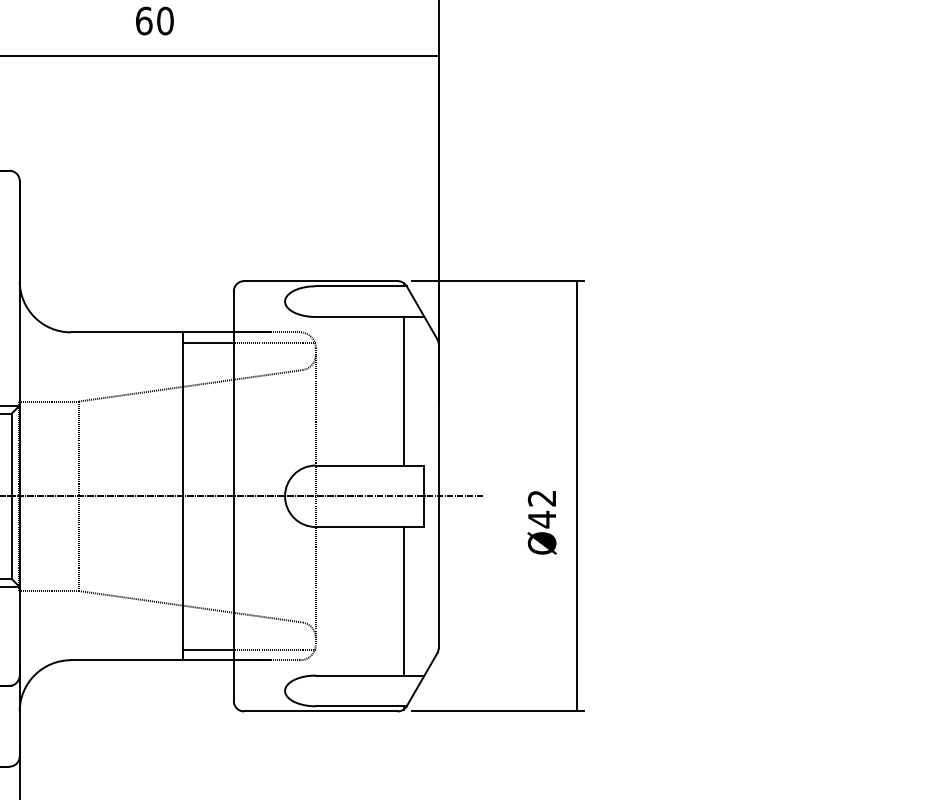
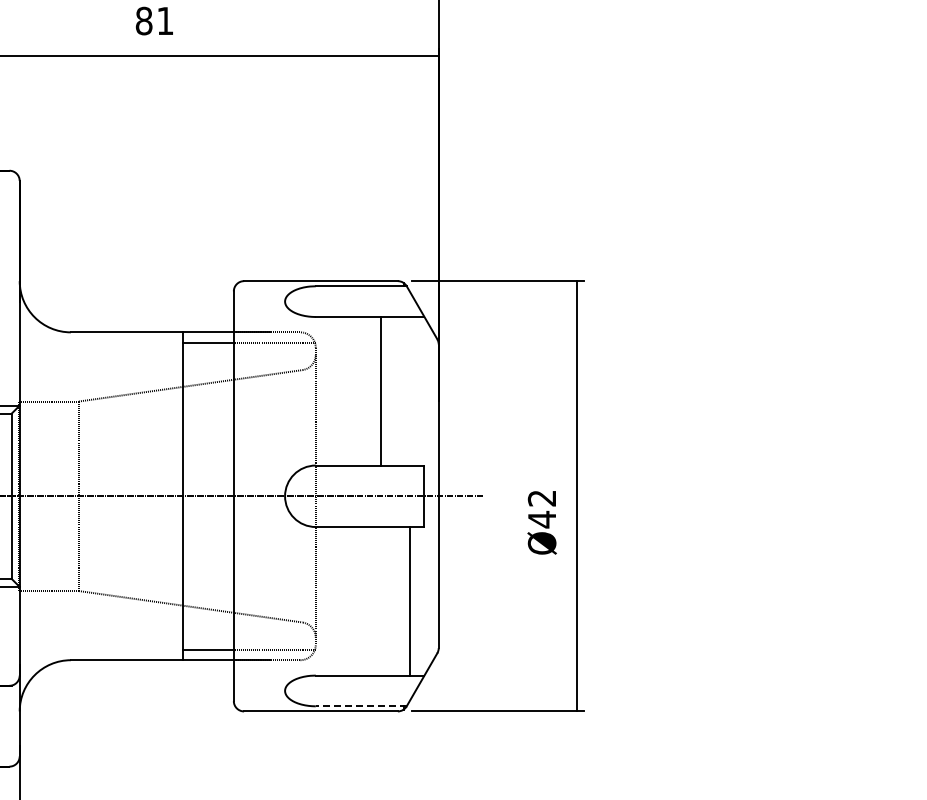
text: 60 -> 81 (154, 20)
line position: (403, 391) -> (380, 391) (380, 391)
line position: (403, 601) -> (409, 601) (409, 601)
line: solid -> dashed (360, 706)
